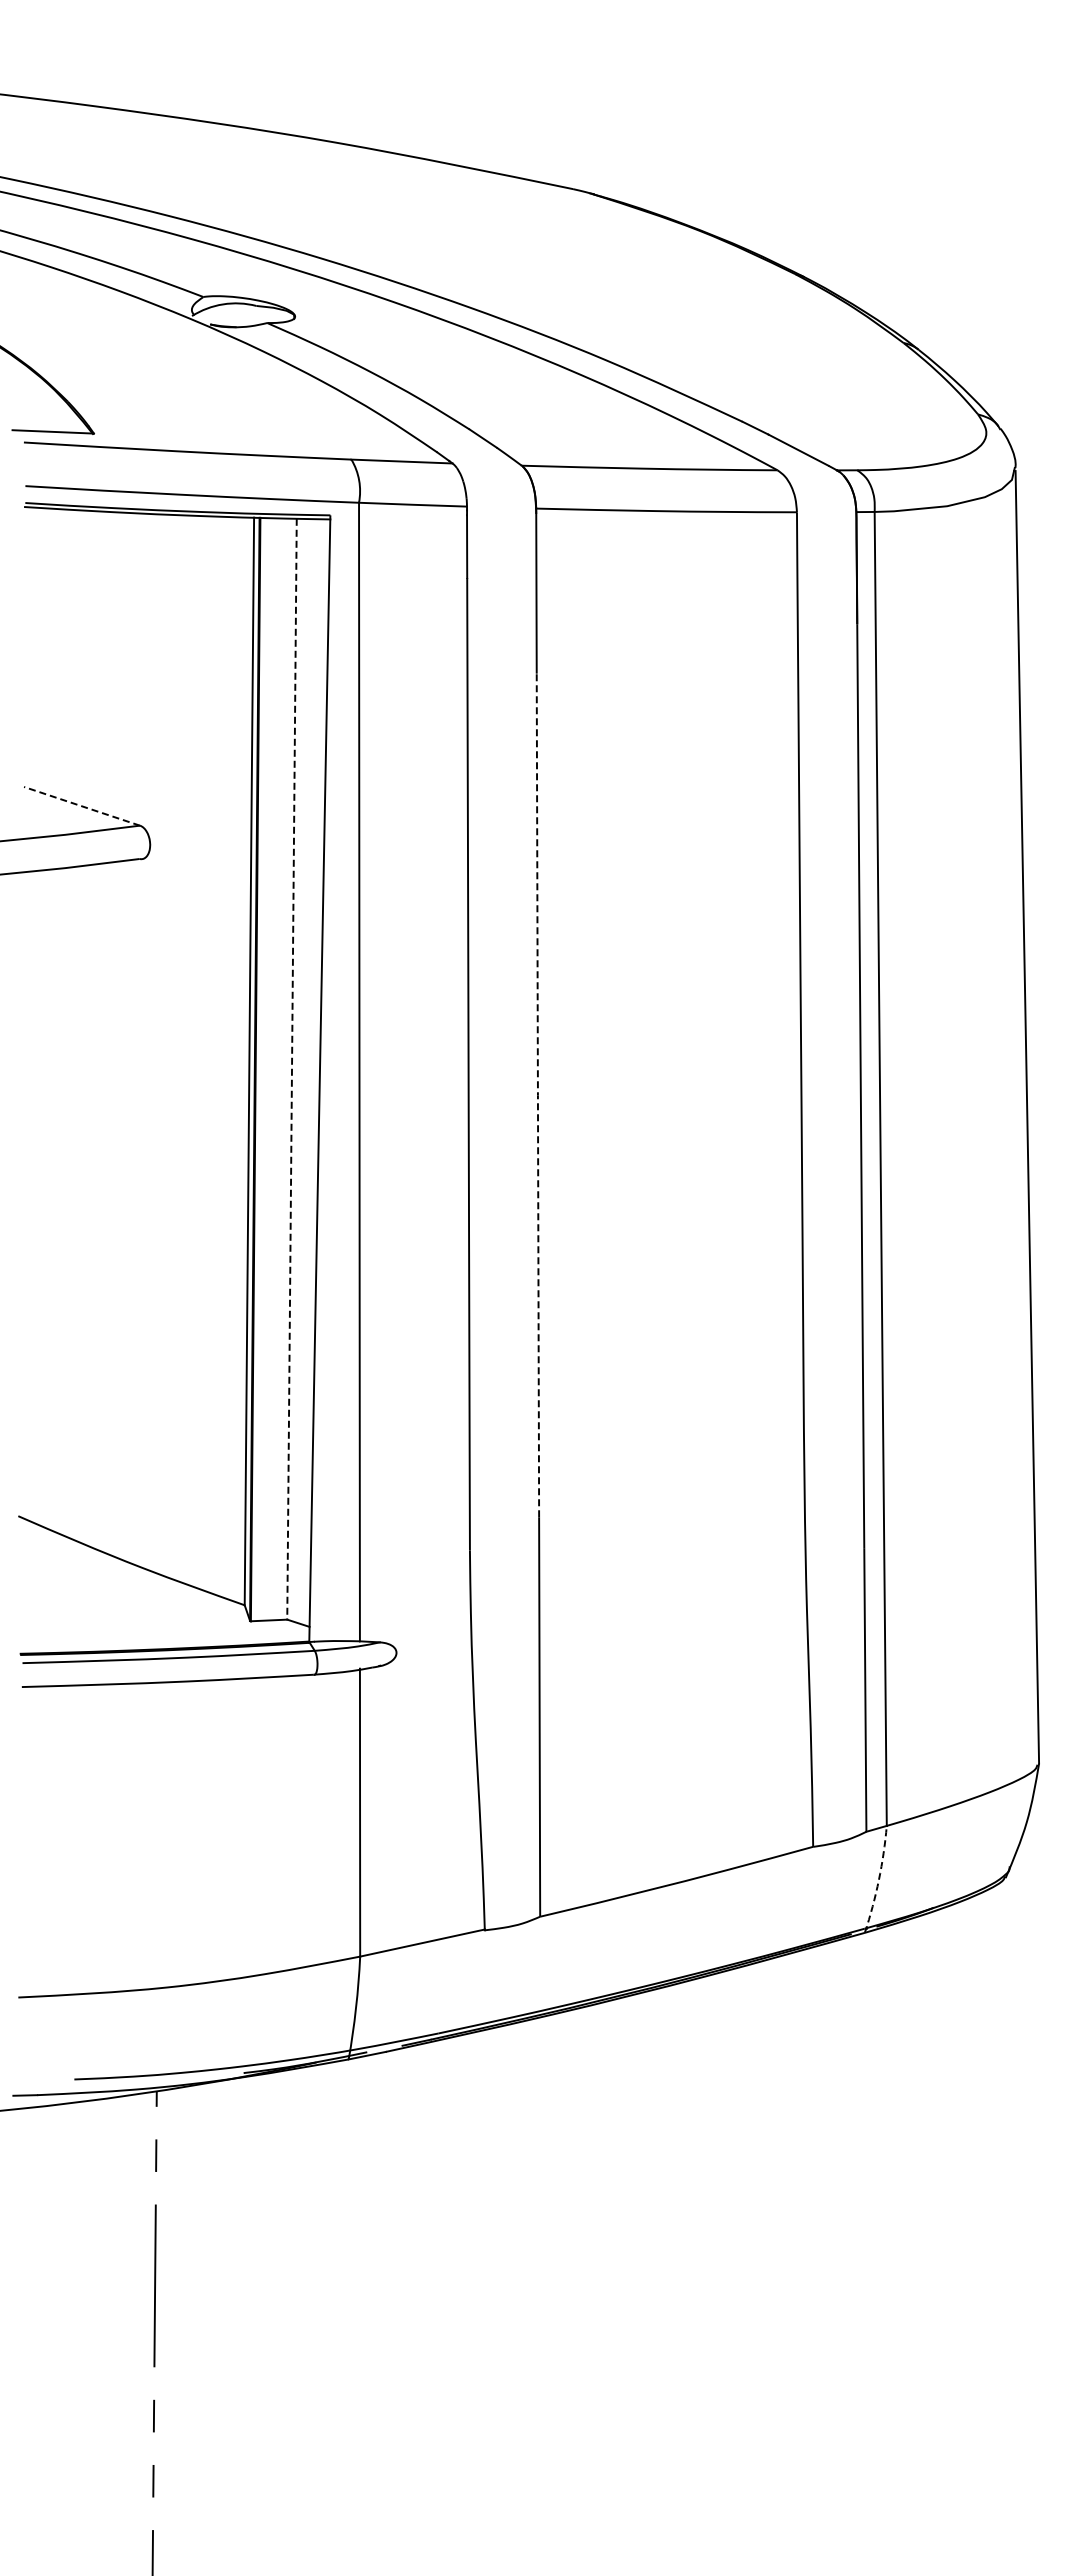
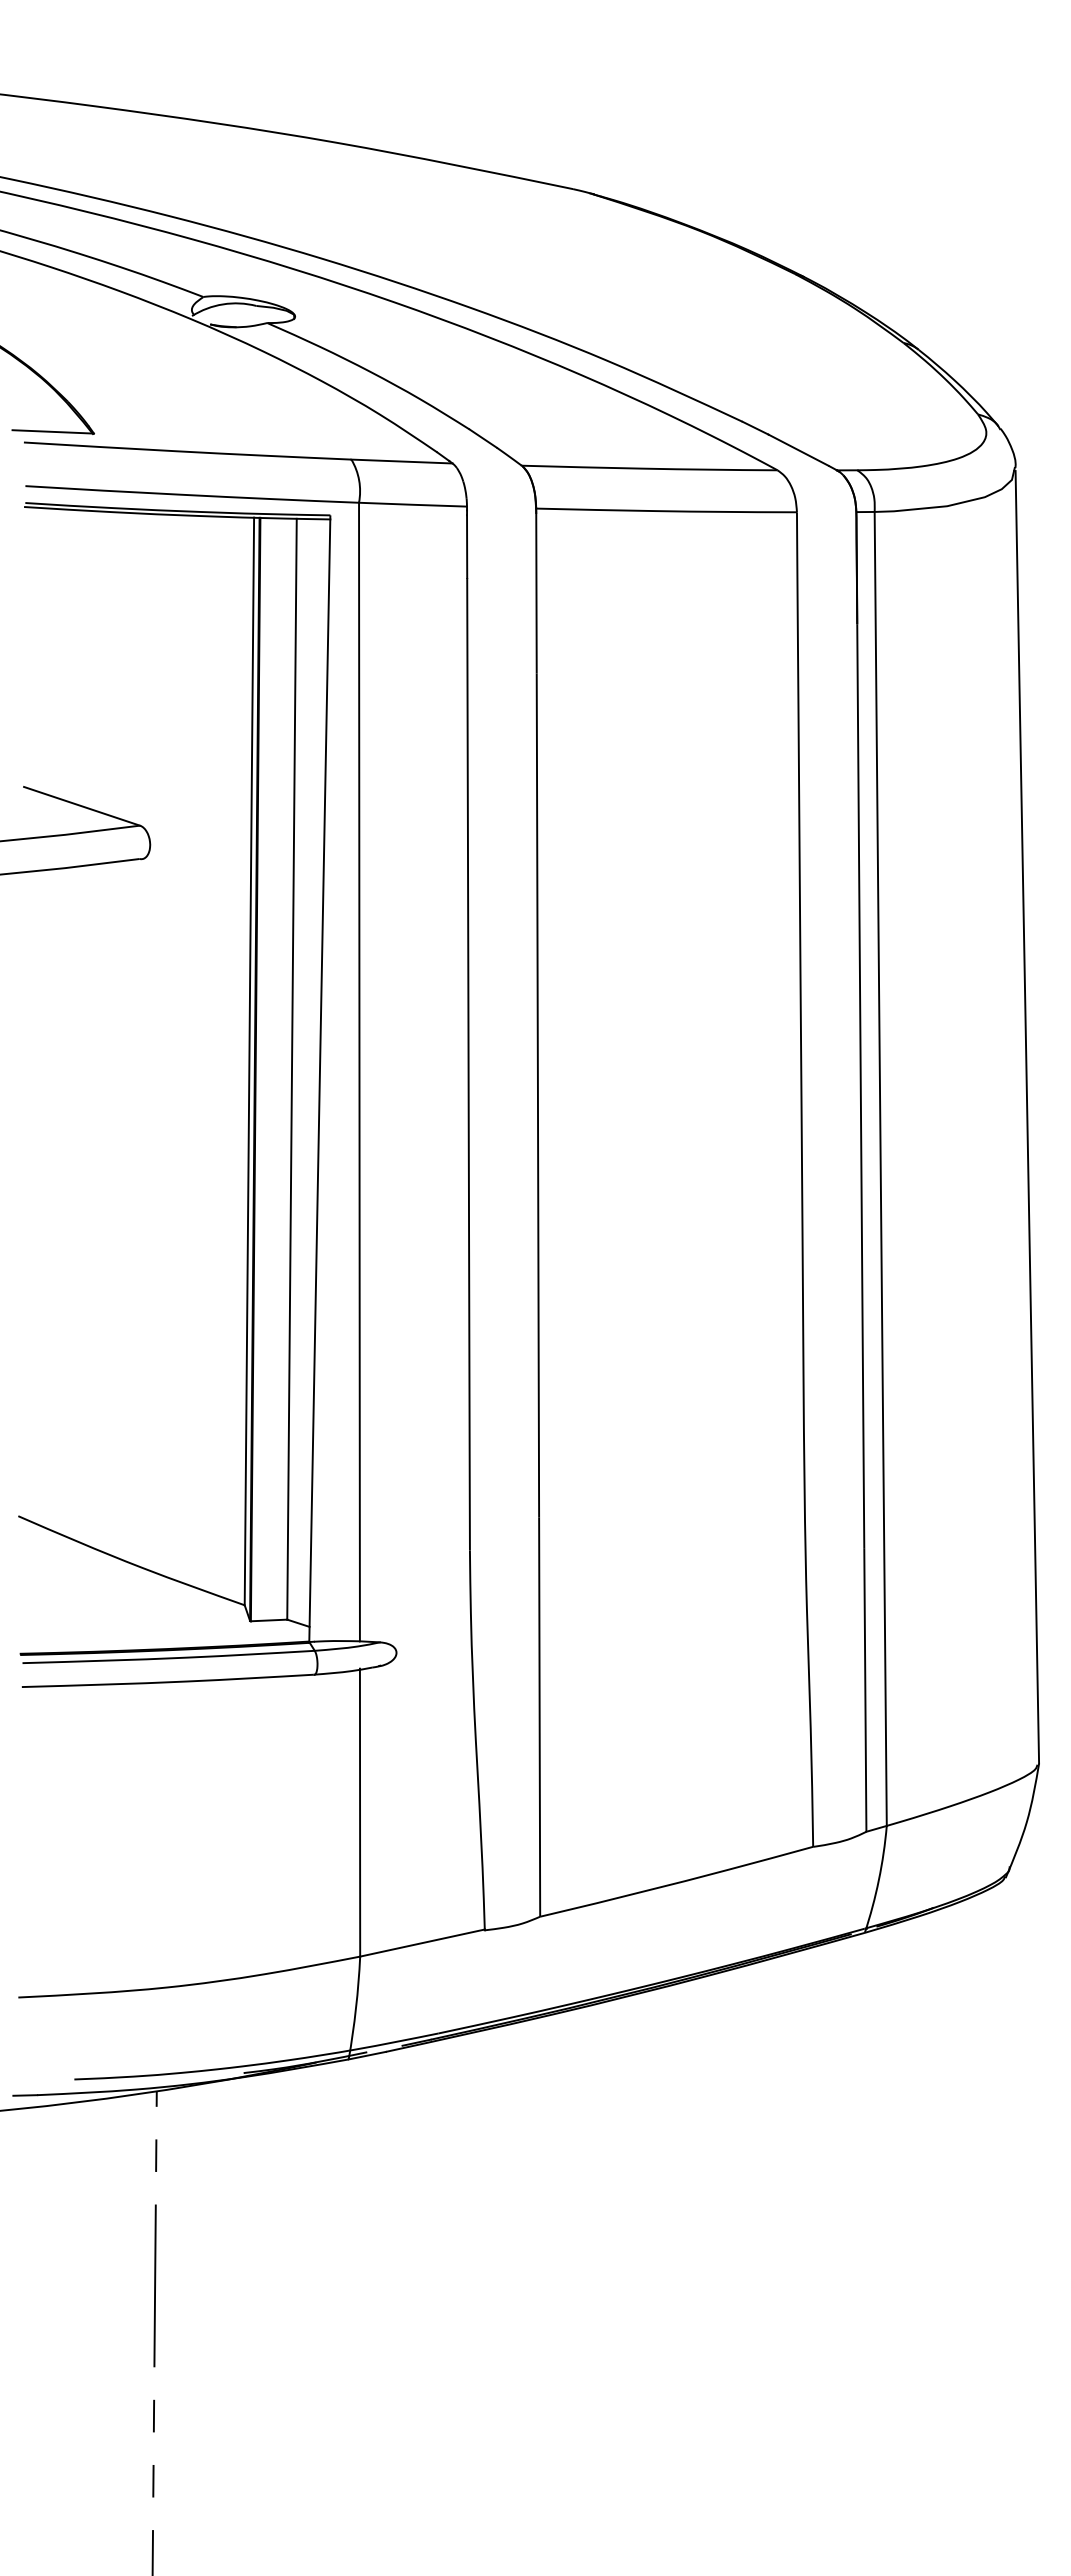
line: dashed -> solid (81, 806)
line: dashed -> solid (292, 1069)
line: dashed -> solid (537, 1095)
arc: dashed -> solid (878, 1880)
